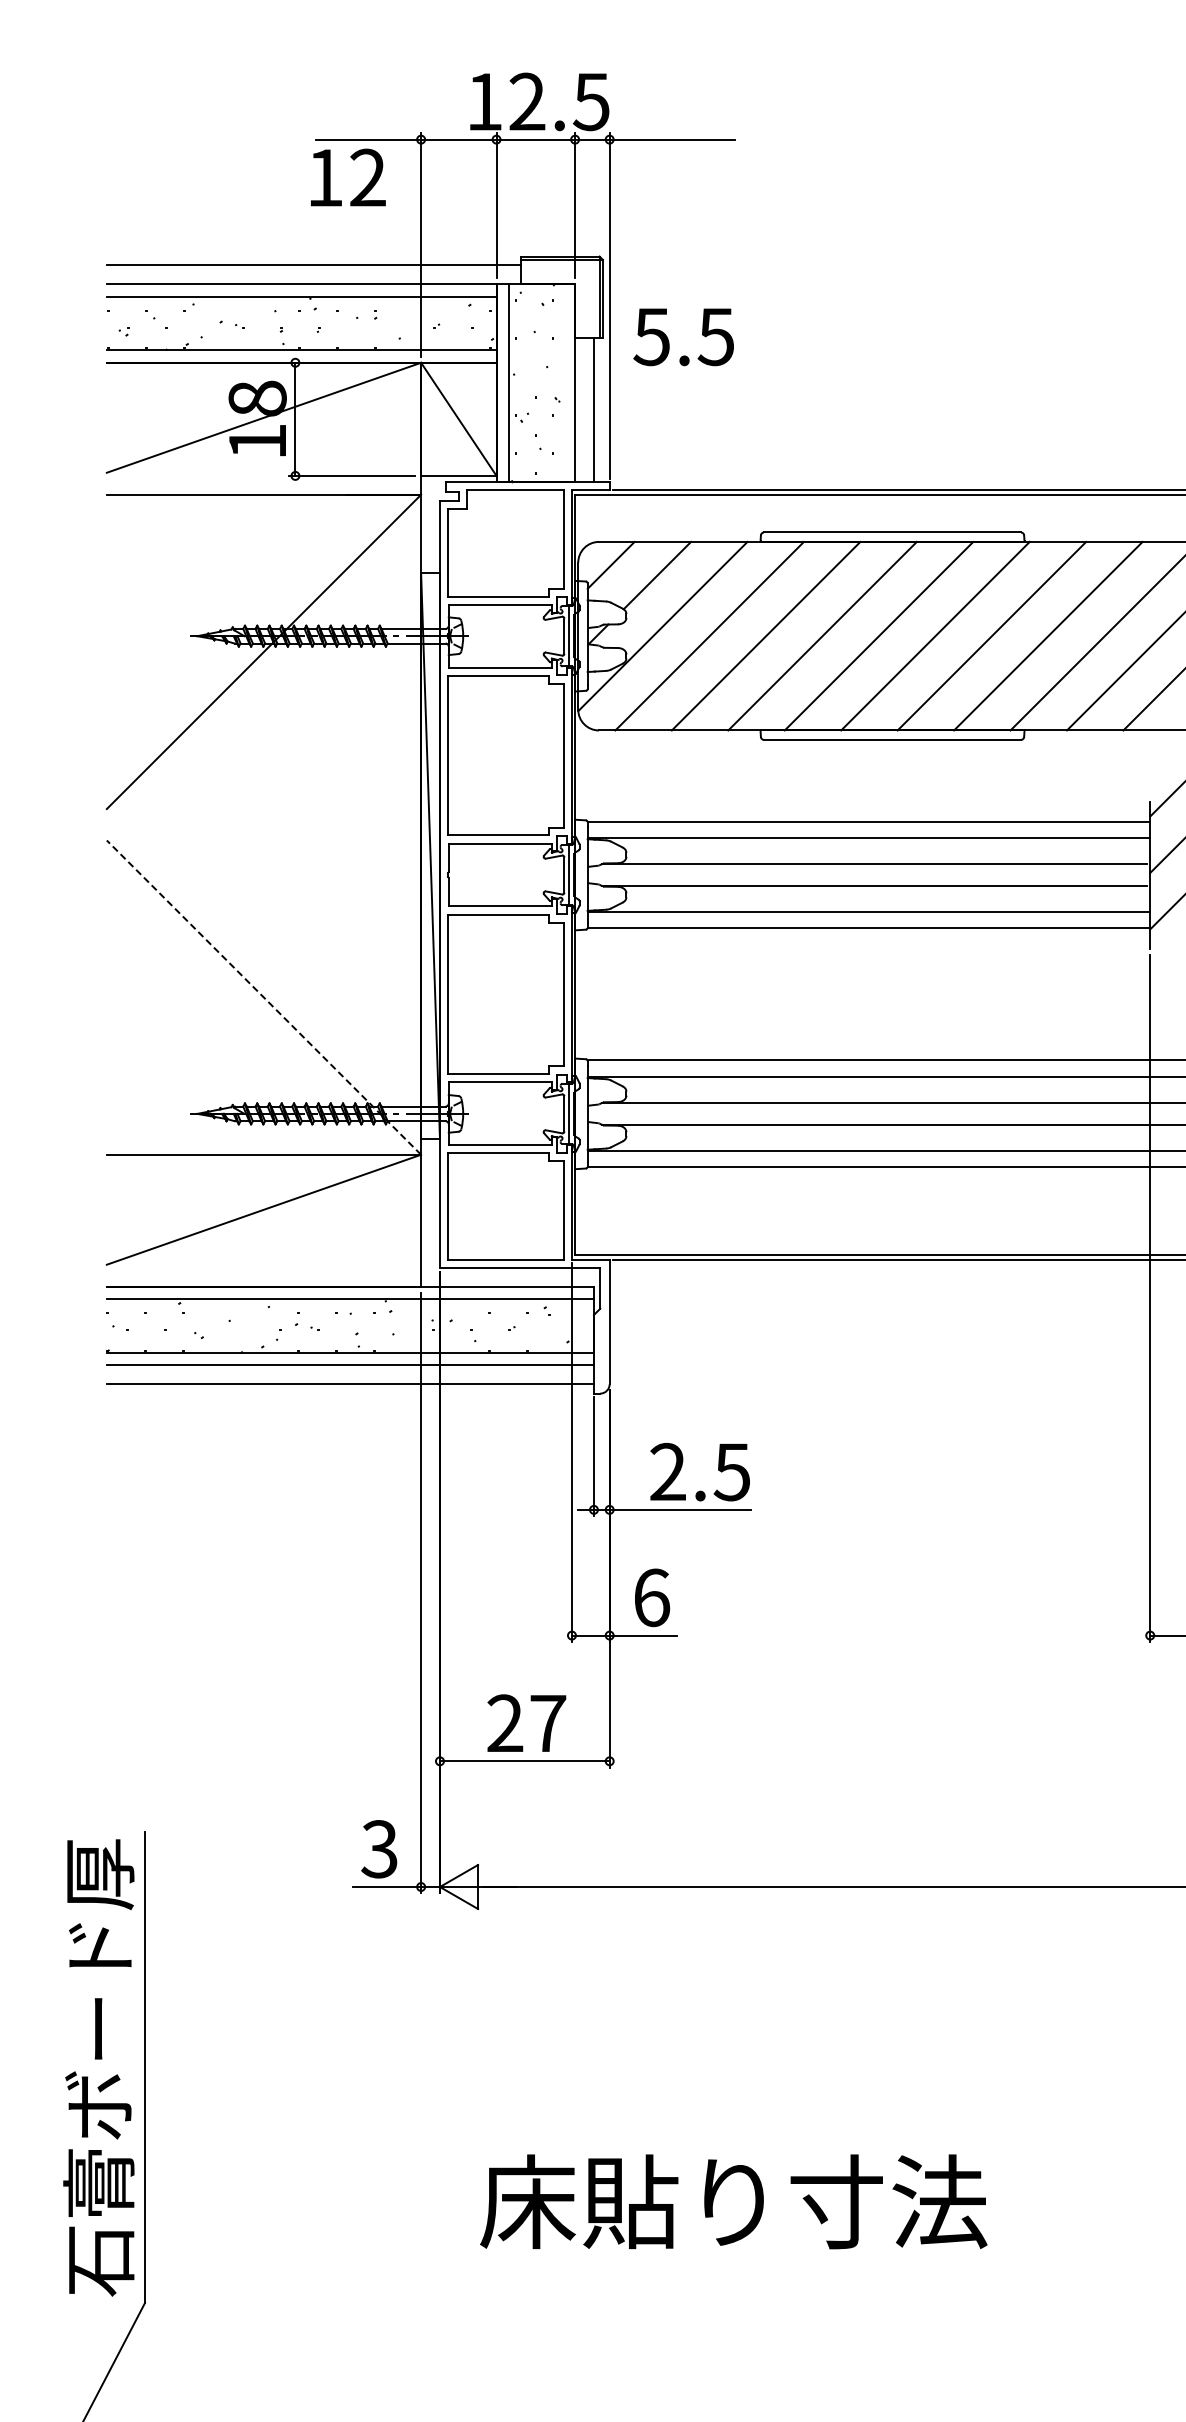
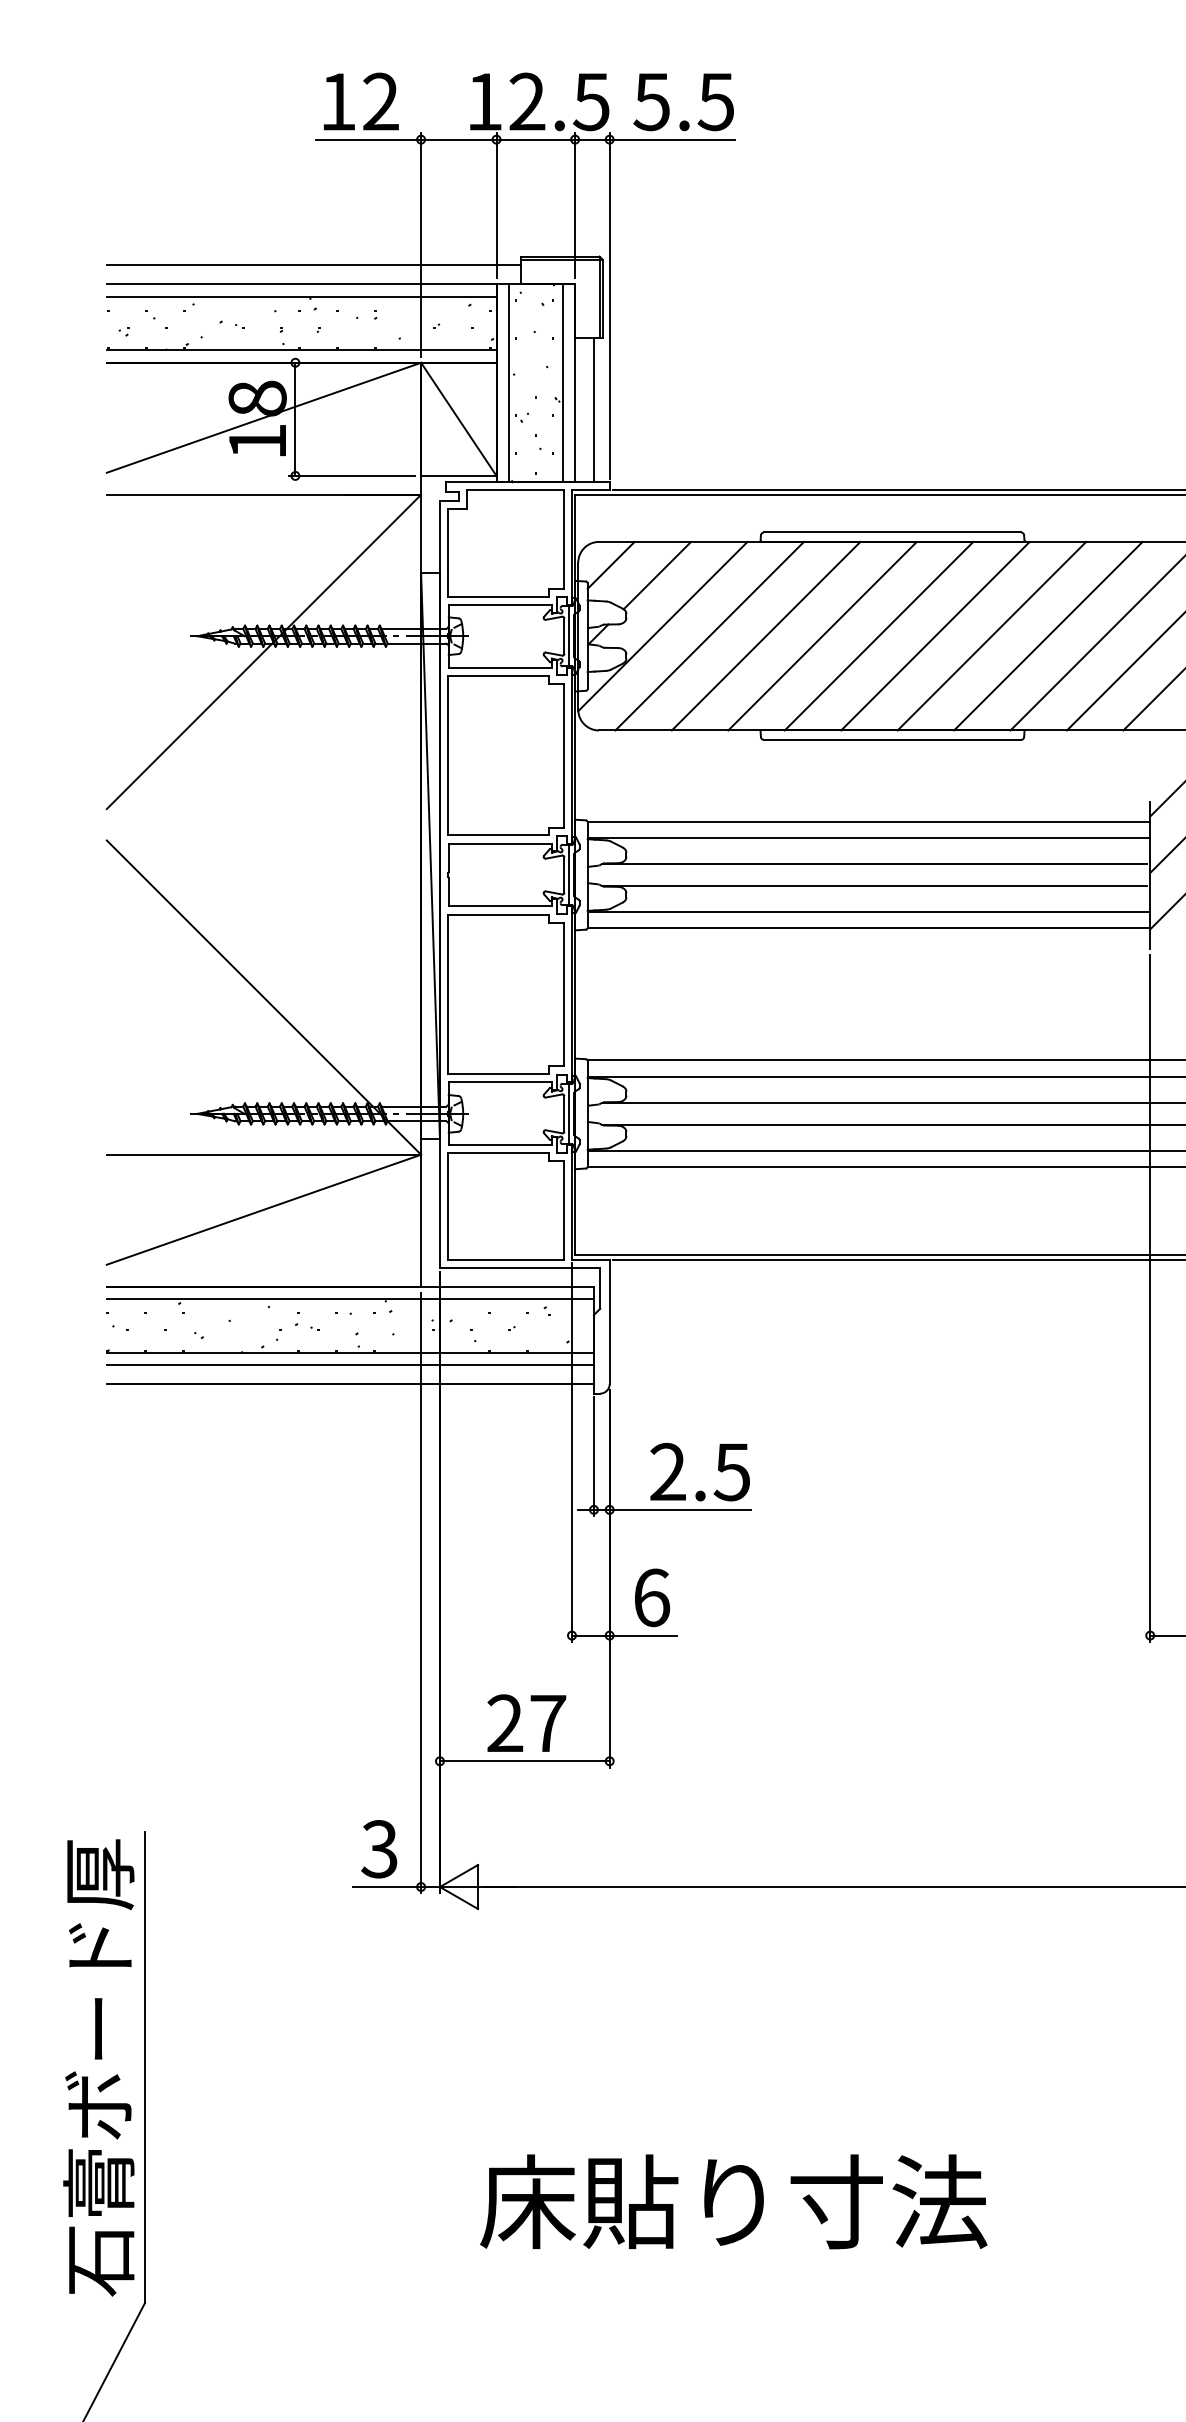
text position: (348, 177) -> (361, 101) (361, 101)
text position: (683, 337) -> (683, 102) (683, 102)
line: none -> present (562, 383)
line: dashed -> solid (263, 997)
